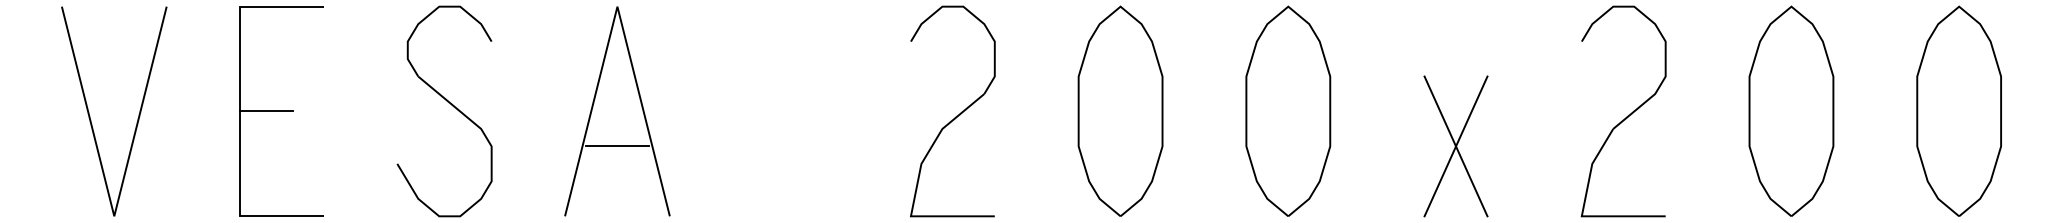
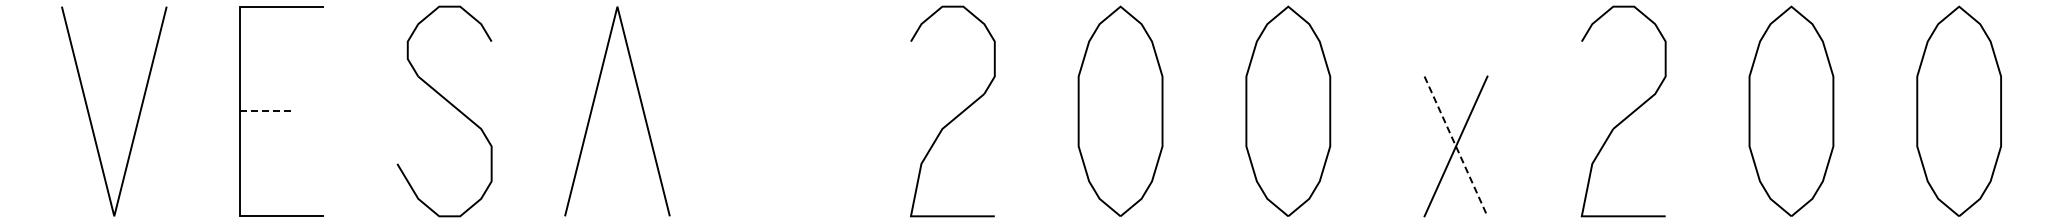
line: solid -> dashed (266, 111)
line: present -> none (617, 146)
line: solid -> dashed (1456, 146)
